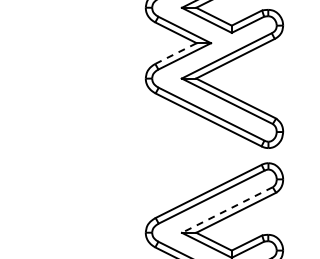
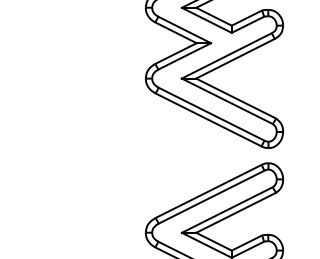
line: dashed -> solid (176, 53)
line: dashed -> solid (227, 210)
